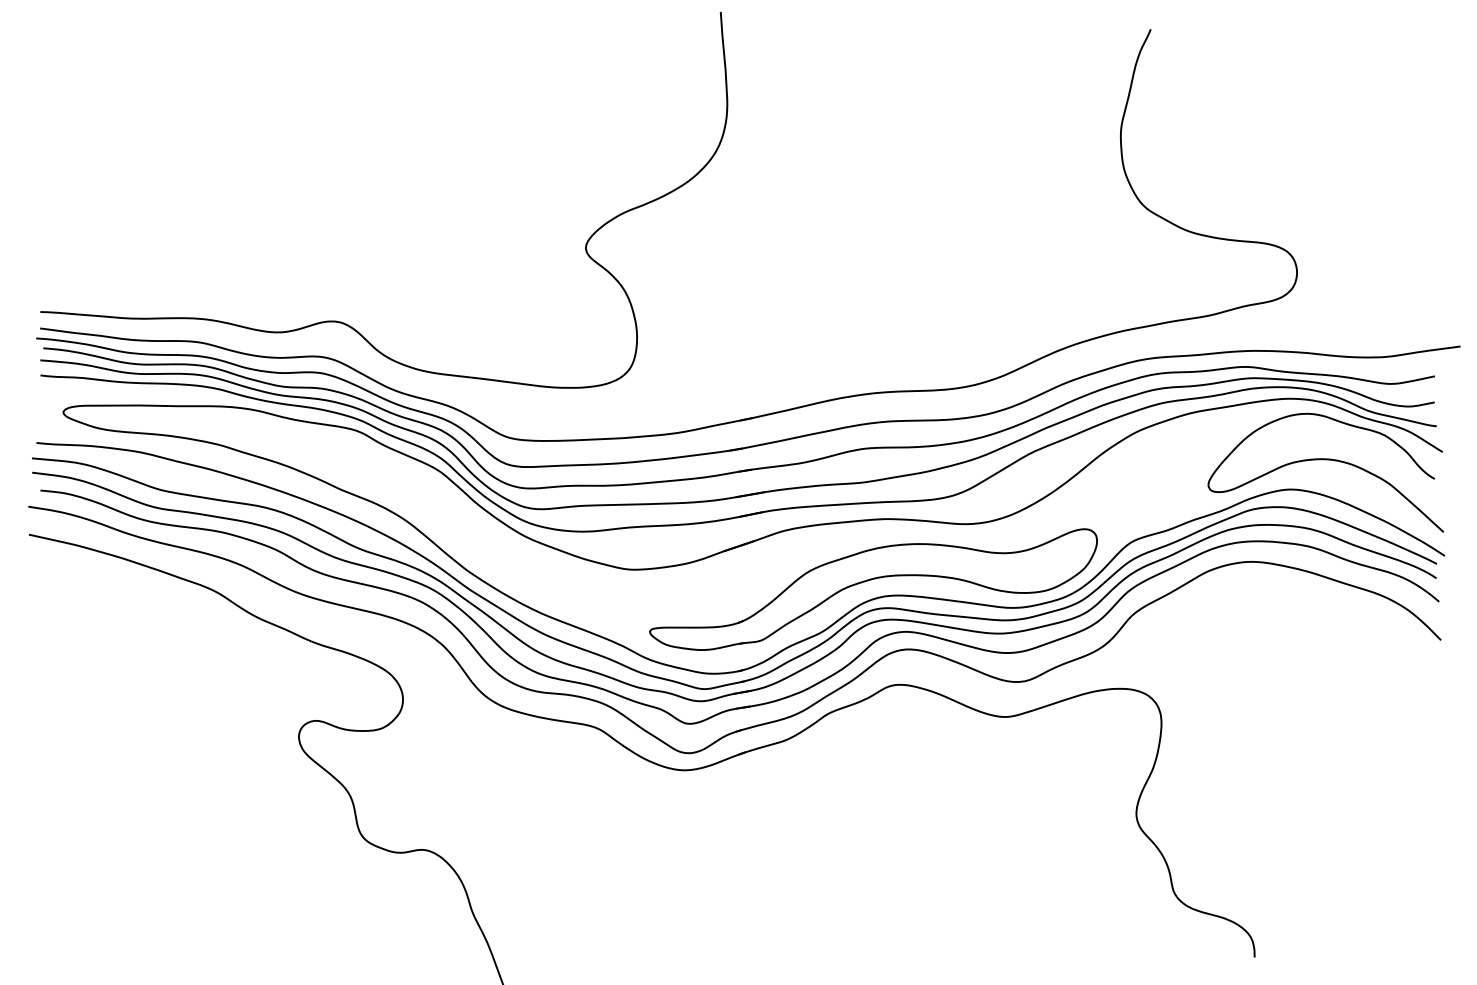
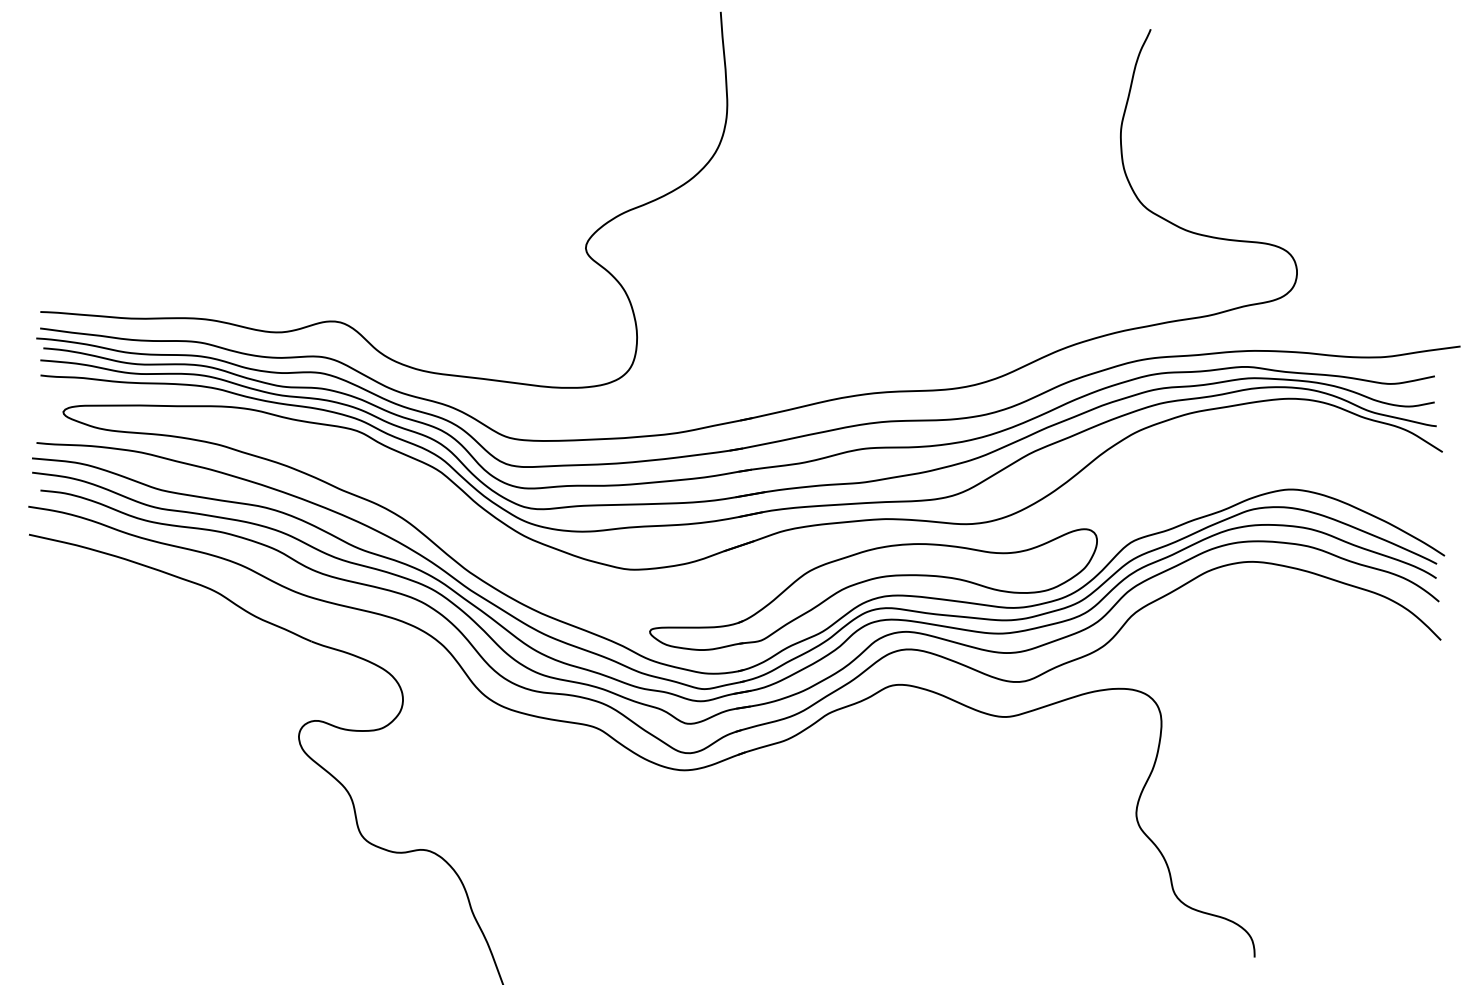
curve: present -> none (1325, 460)
